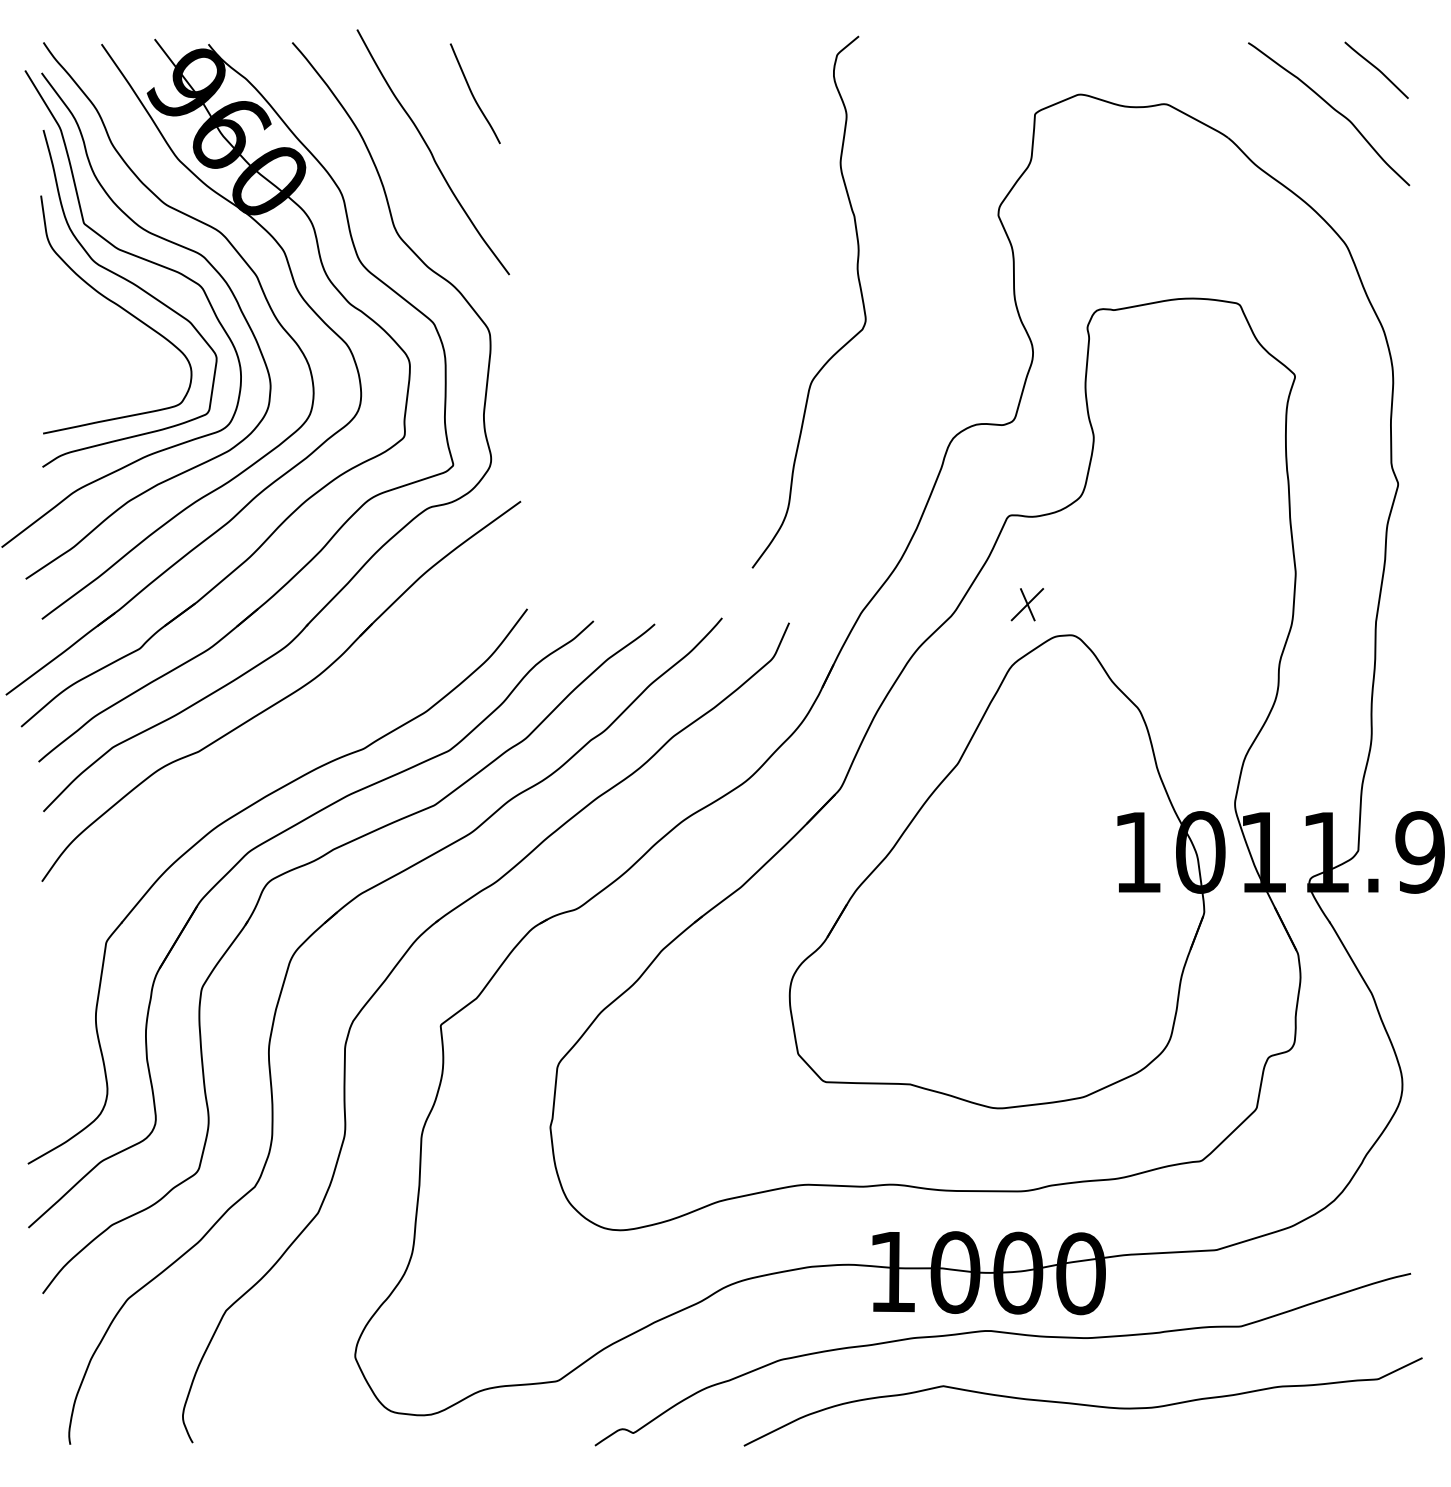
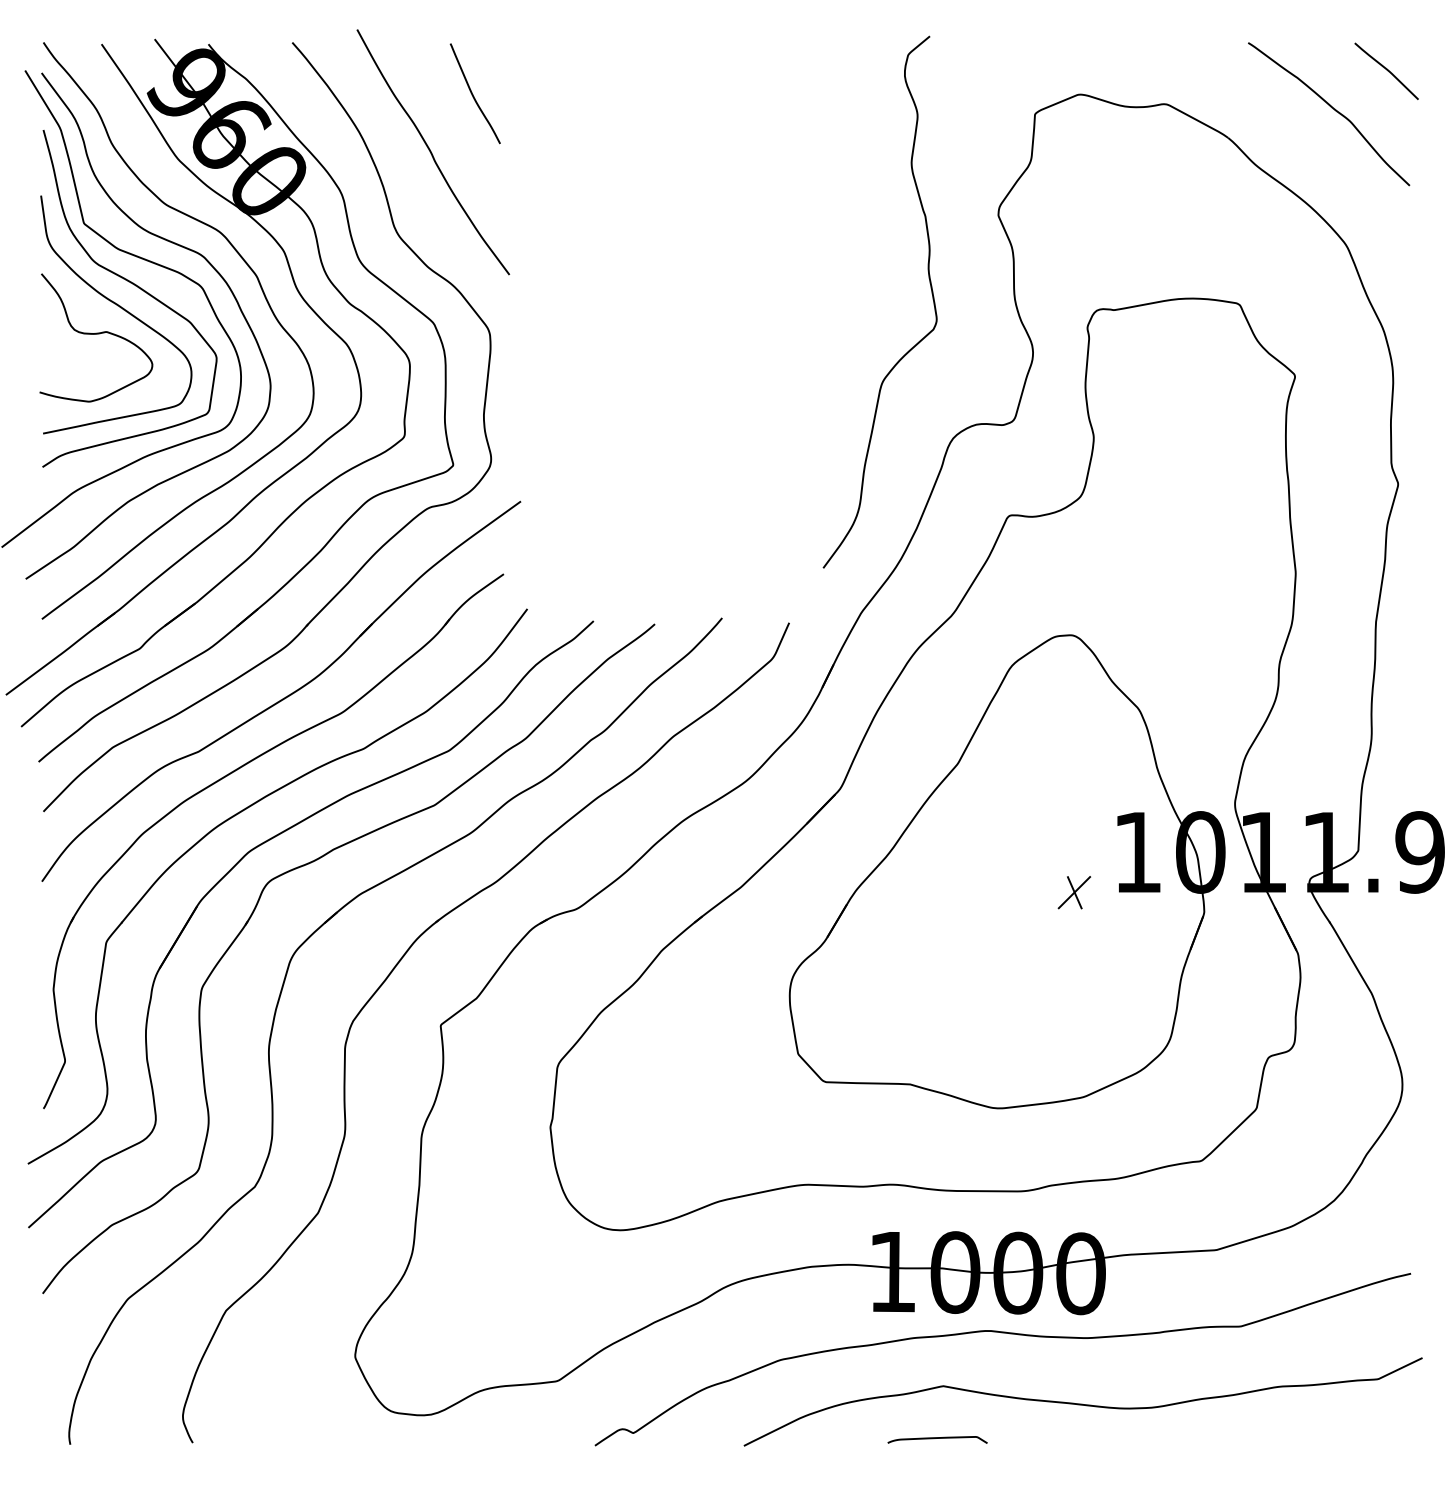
curve position: (1376, 69) -> (1386, 70) (1386, 70)
curve position: (860, 293) -> (931, 293) (931, 293)
curve: none -> present (96, 334)
part position: (1026, 604) -> (1073, 892) (1073, 892)
part: none -> present (234, 772)
curve: none -> present (937, 1438)
